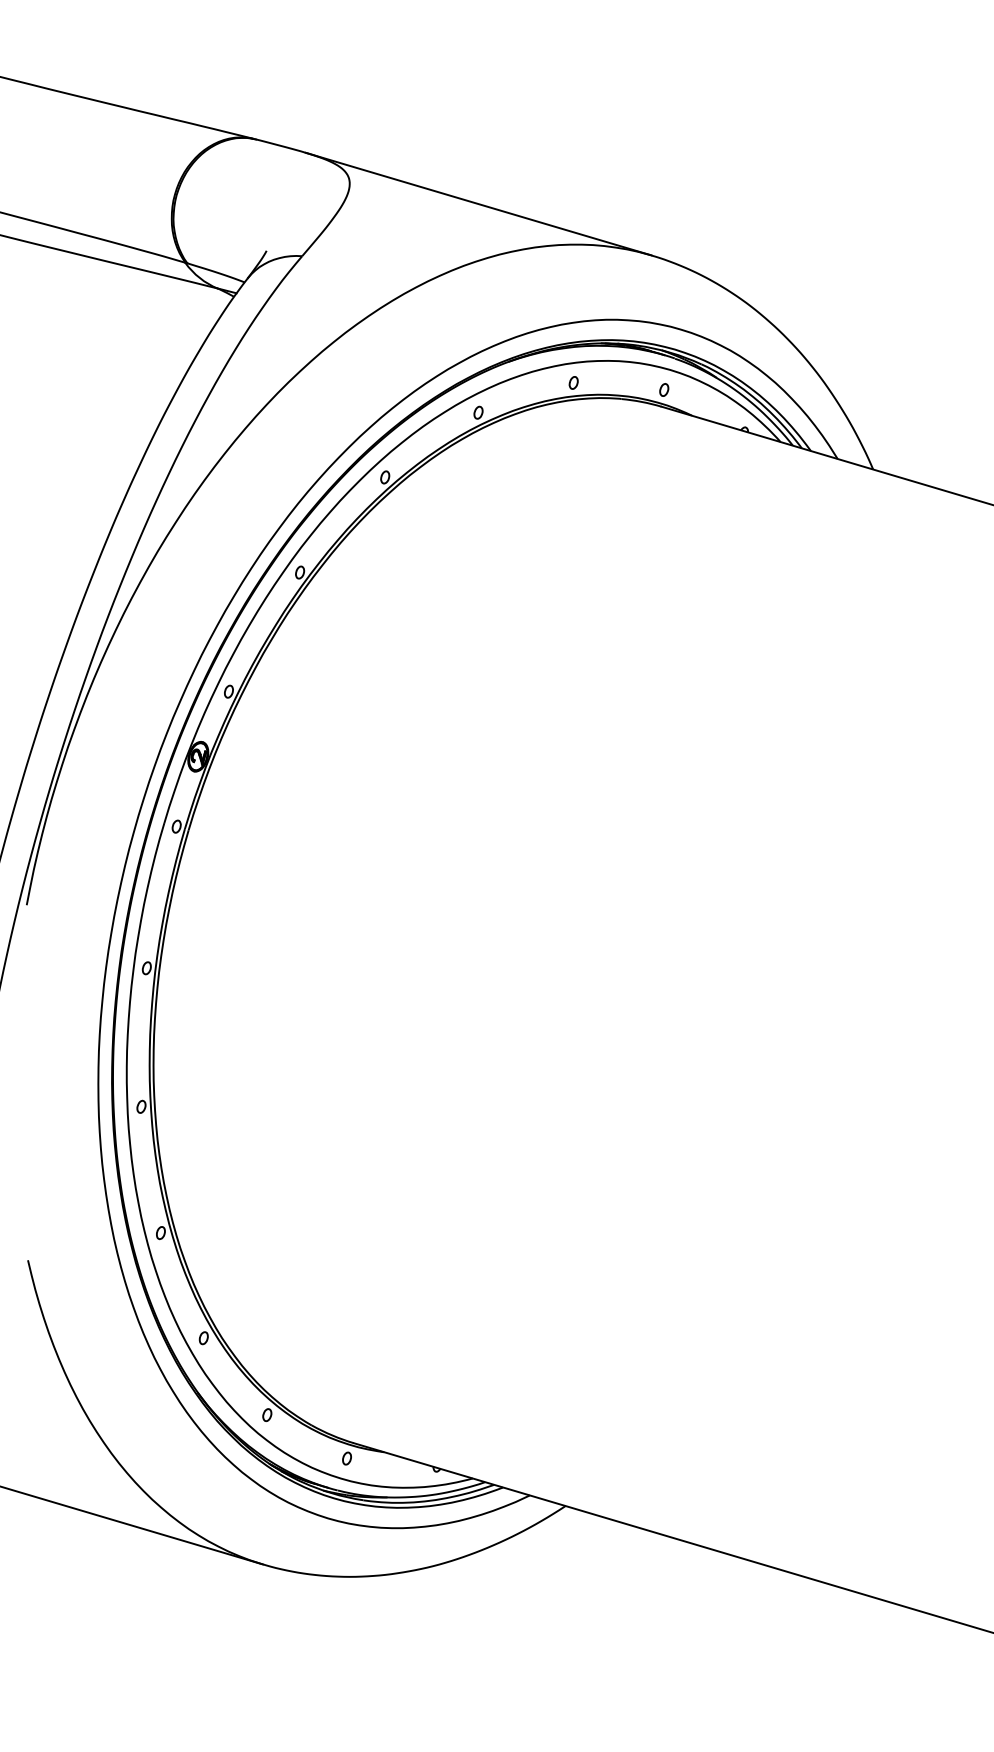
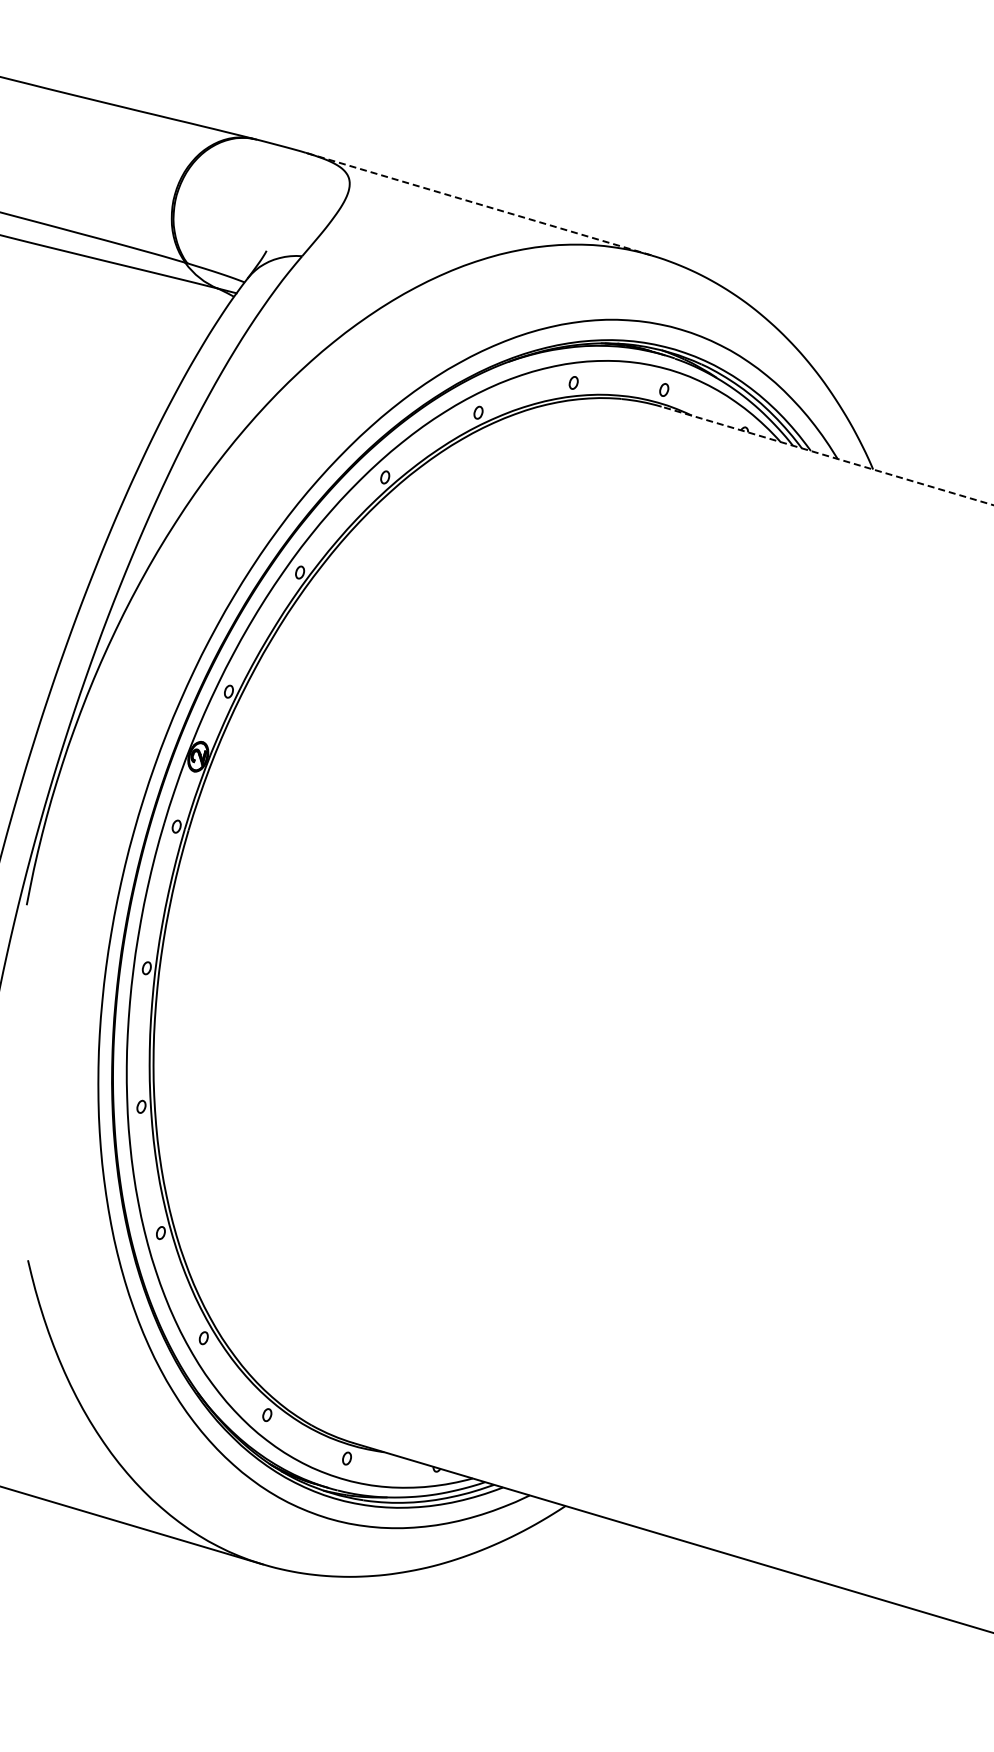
line: solid -> dashed (478, 203)
line: solid -> dashed (827, 455)
